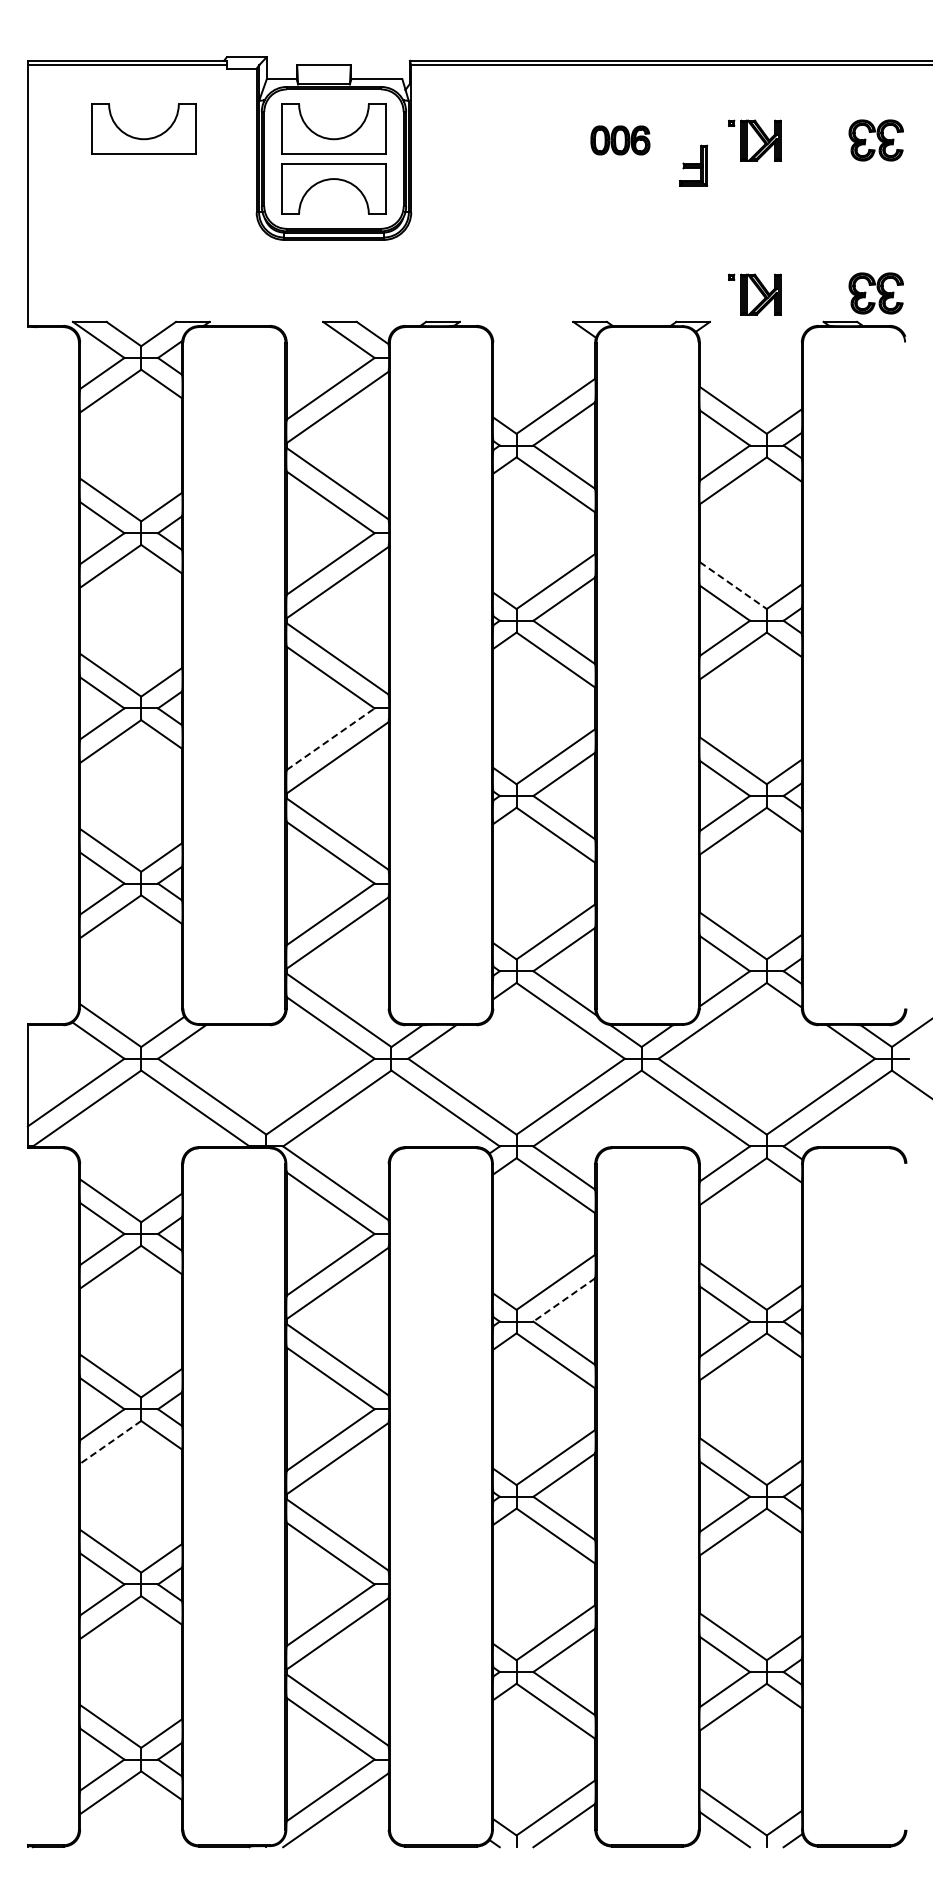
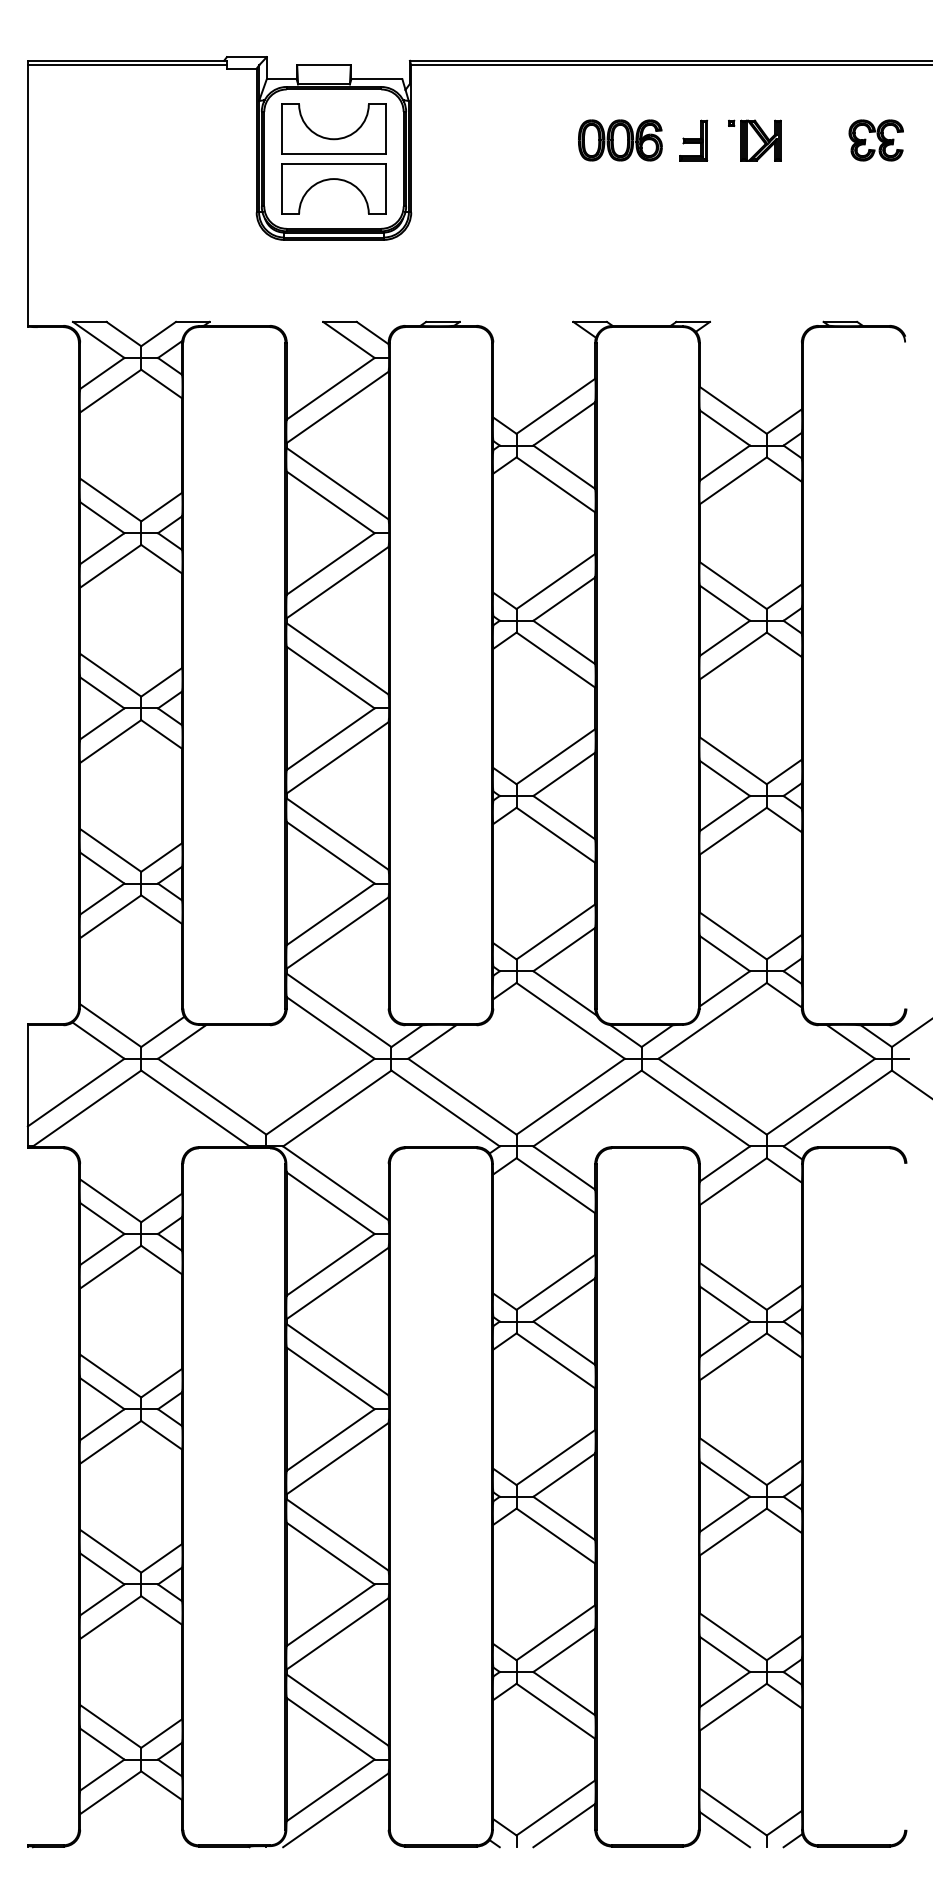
part: present -> none (143, 138)
part size: 61x31 px -> 85x43 px (620, 140)
part position: (693, 165) -> (693, 140) (693, 140)
part: present -> none (875, 293)
part: present -> none (754, 294)
line: dashed -> solid (733, 585)
line: dashed -> solid (330, 739)
line: dashed -> solid (564, 1299)
line: dashed -> solid (110, 1442)
